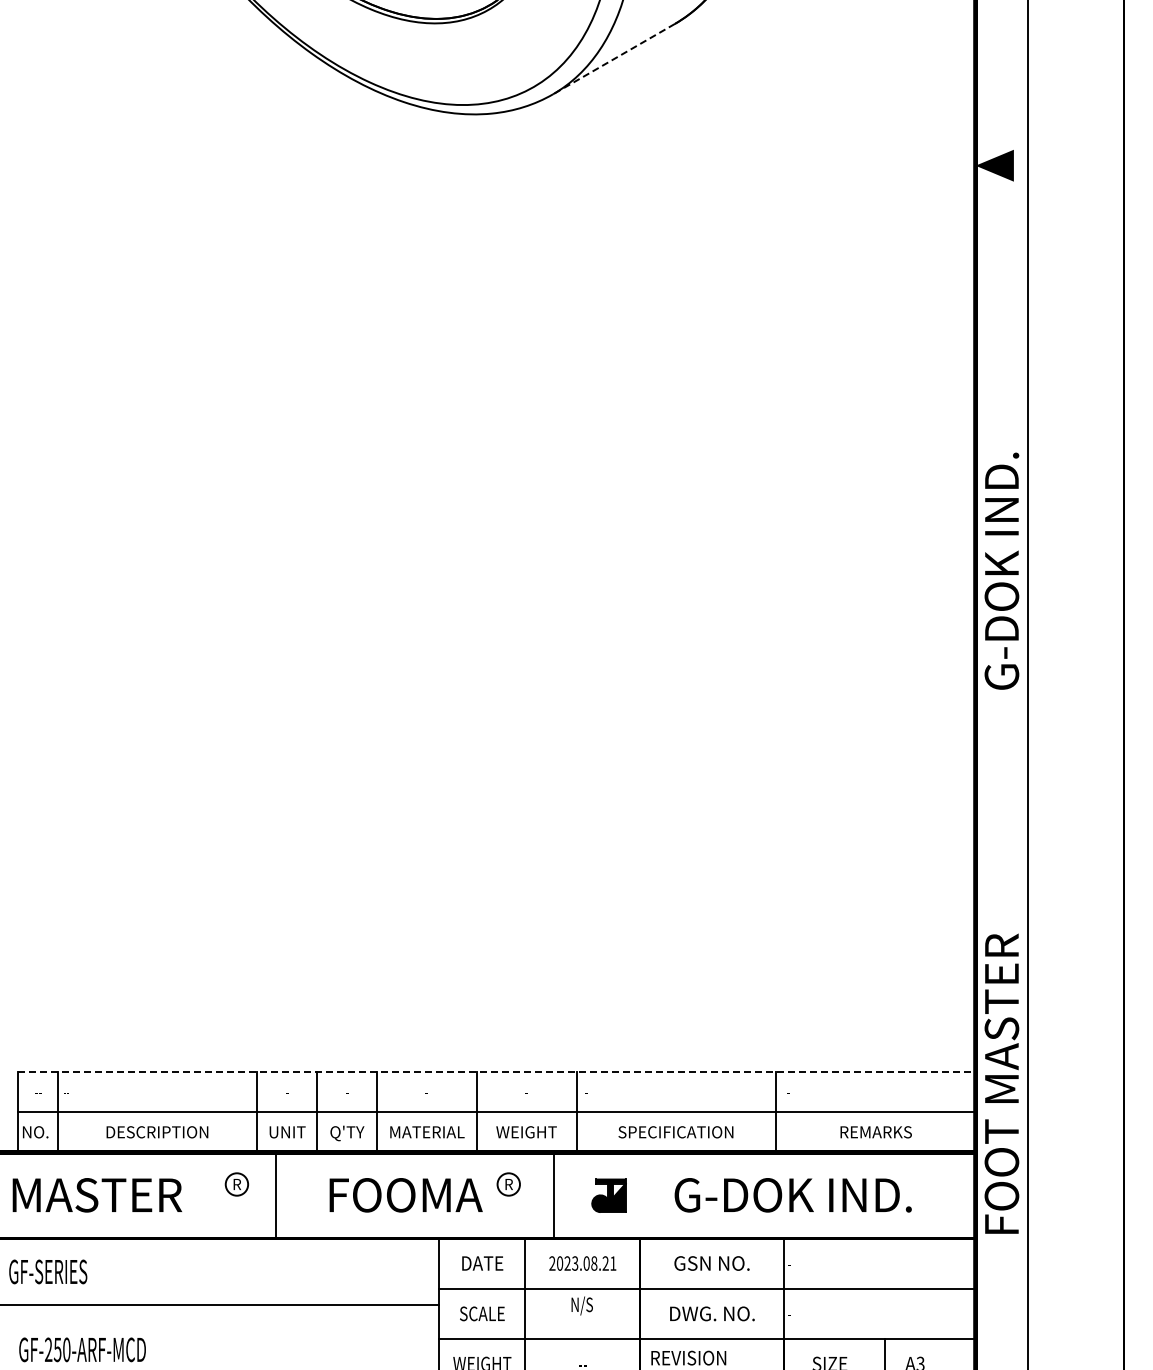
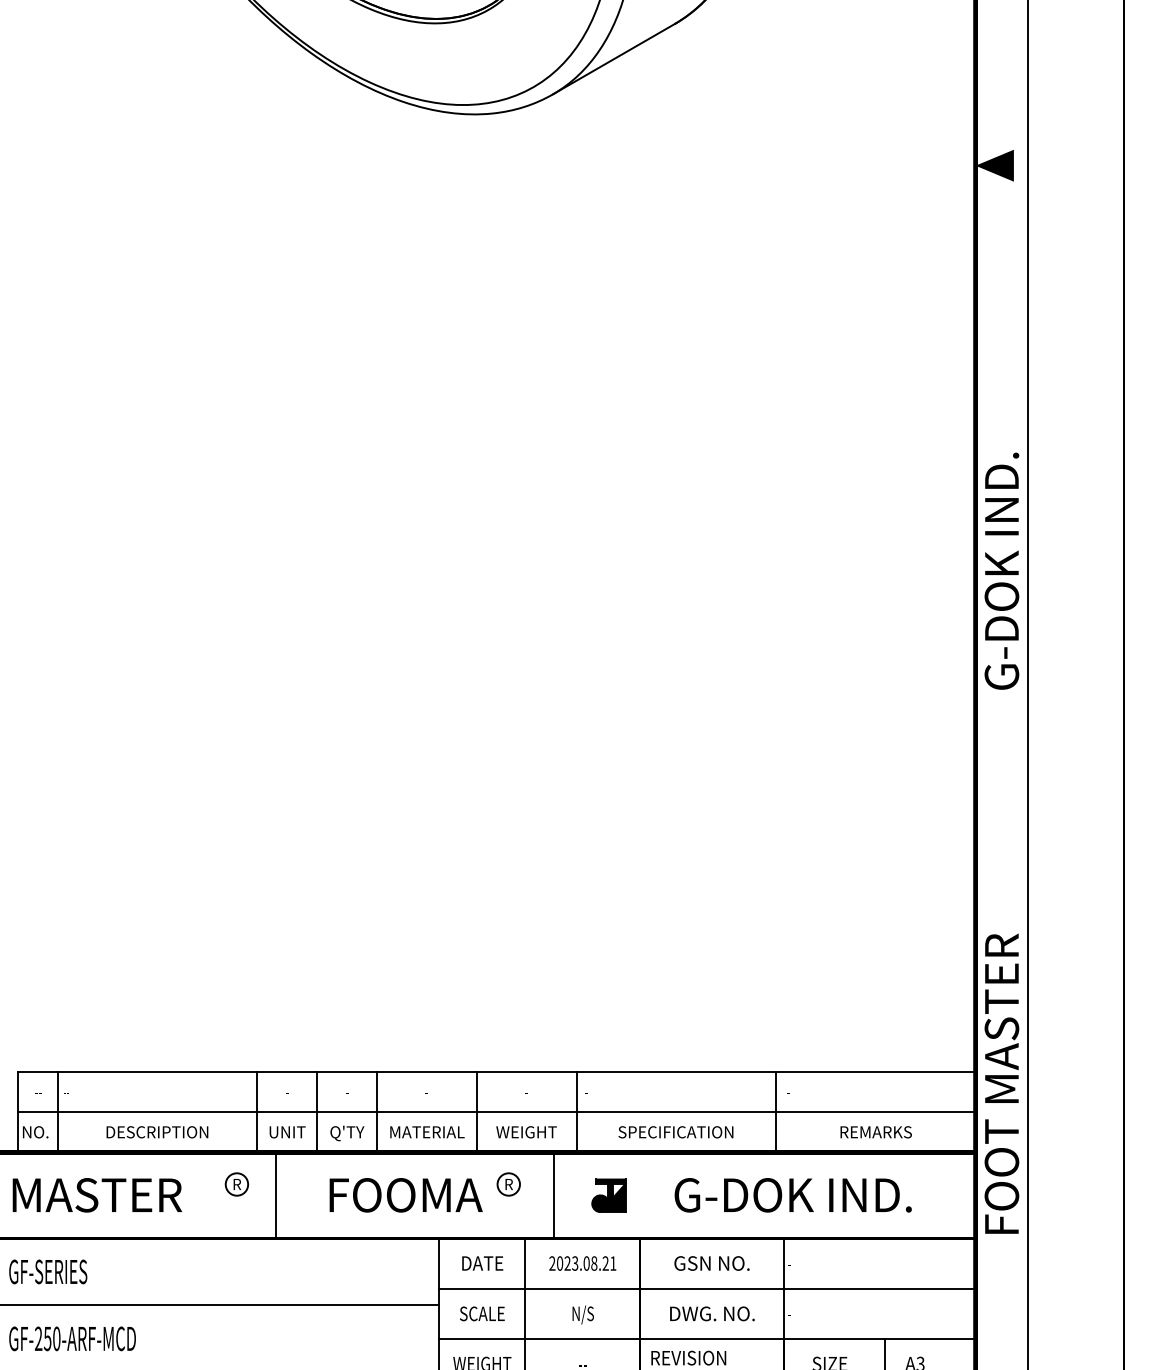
line: dashed -> solid (613, 59)
line: dashed -> solid (496, 1072)
text position: (581, 1305) -> (582, 1314) (582, 1314)
text position: (82, 1349) -> (72, 1338) (72, 1338)
